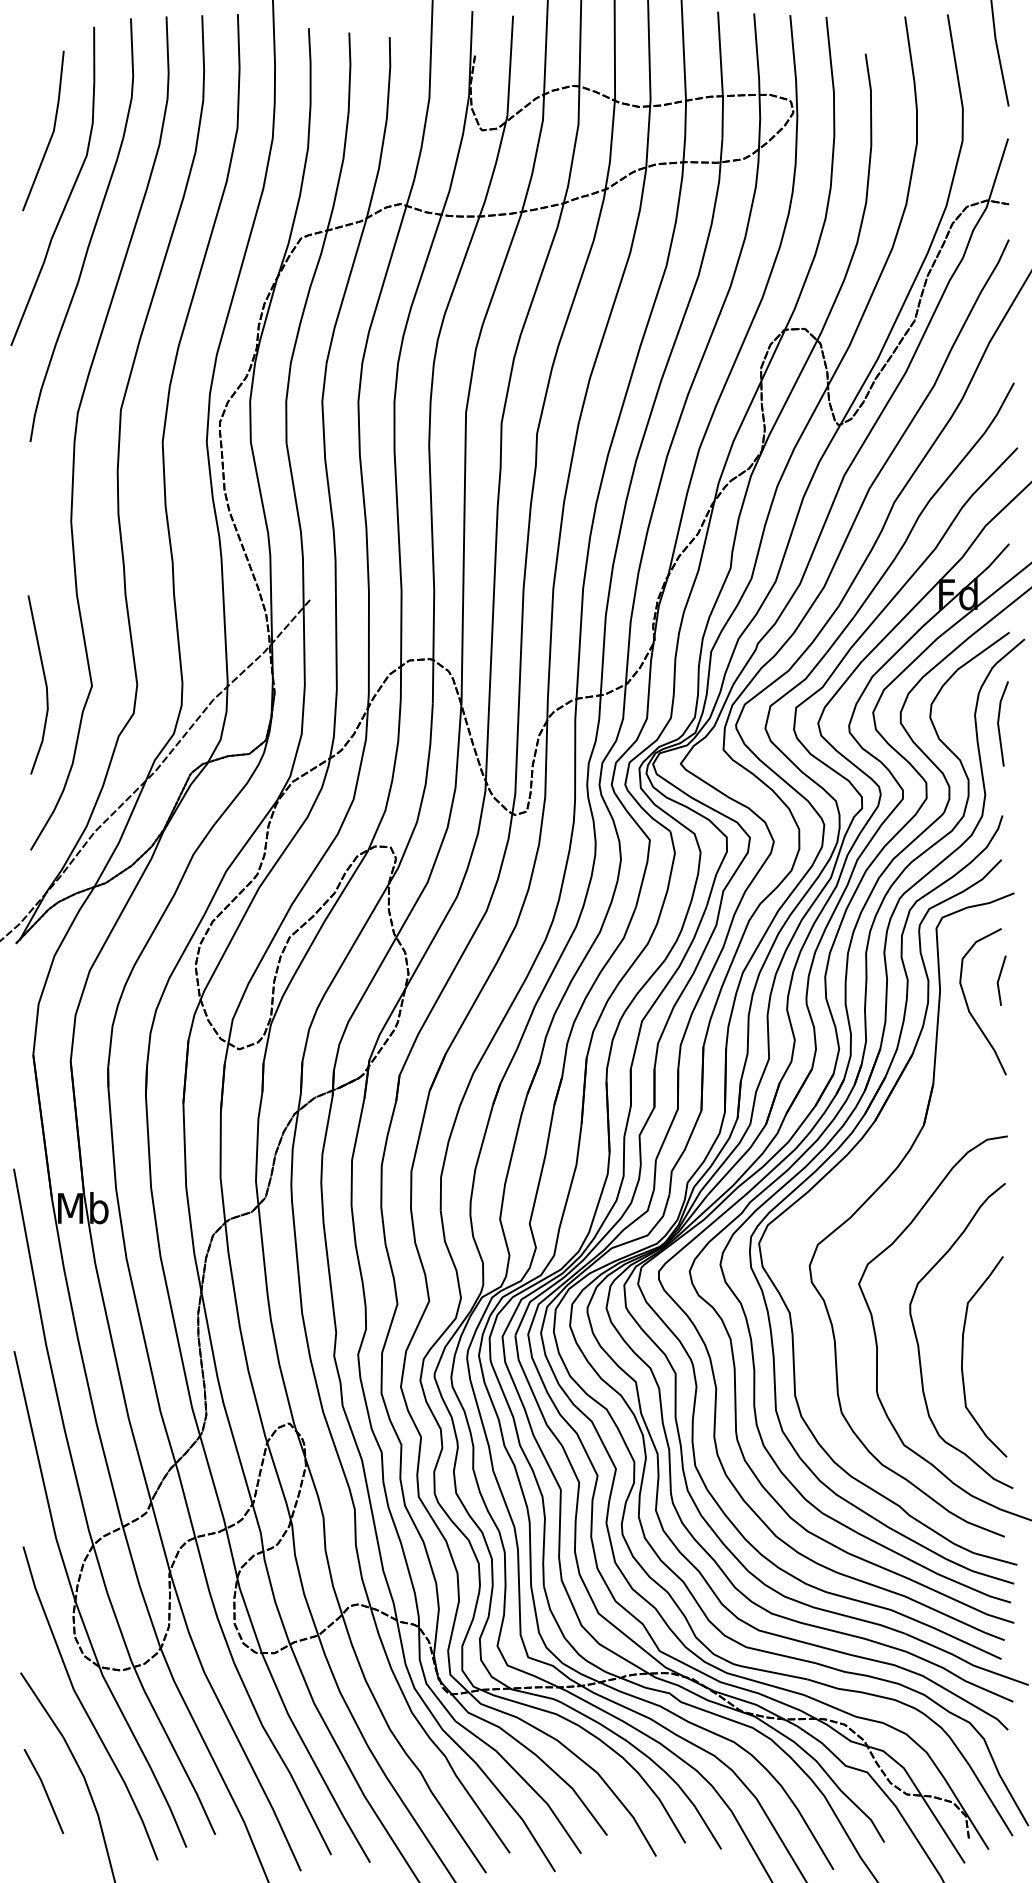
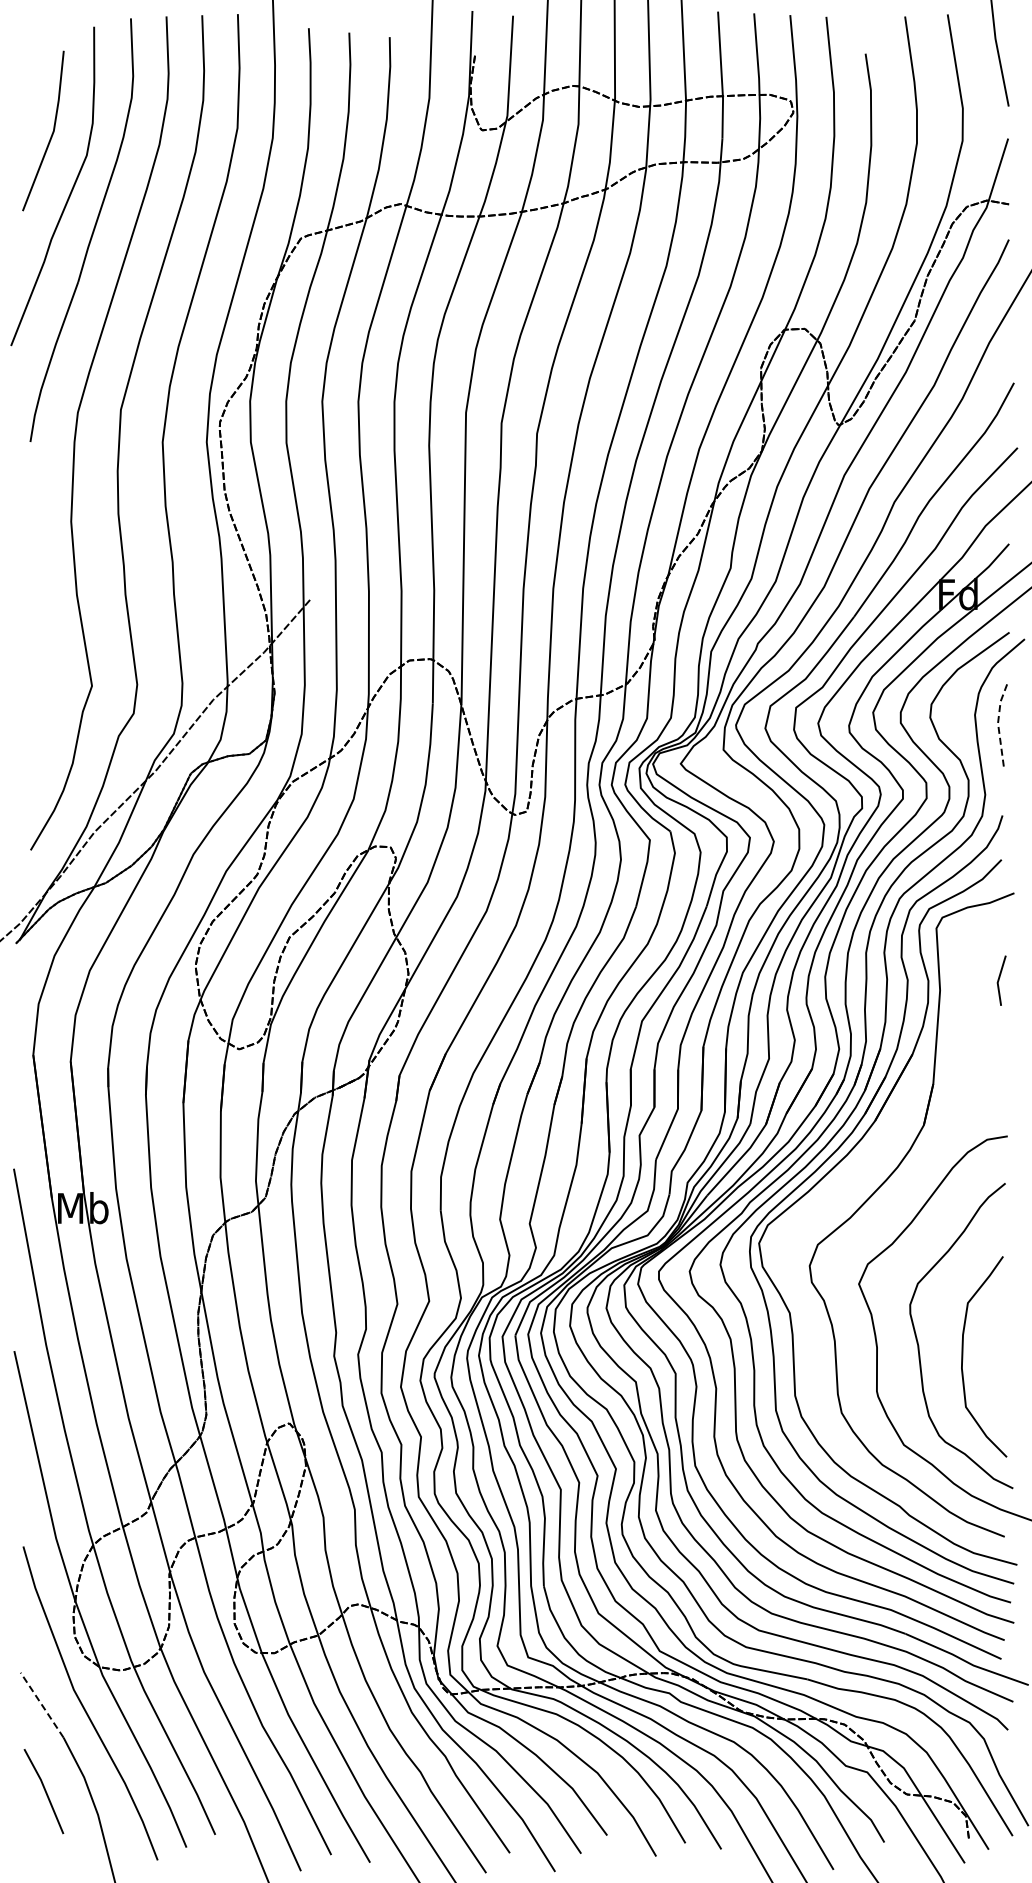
line: present -> none (44, 681)
line: solid -> dashed (998, 723)
curve: present -> none (968, 1005)
line: solid -> dashed (42, 1705)
